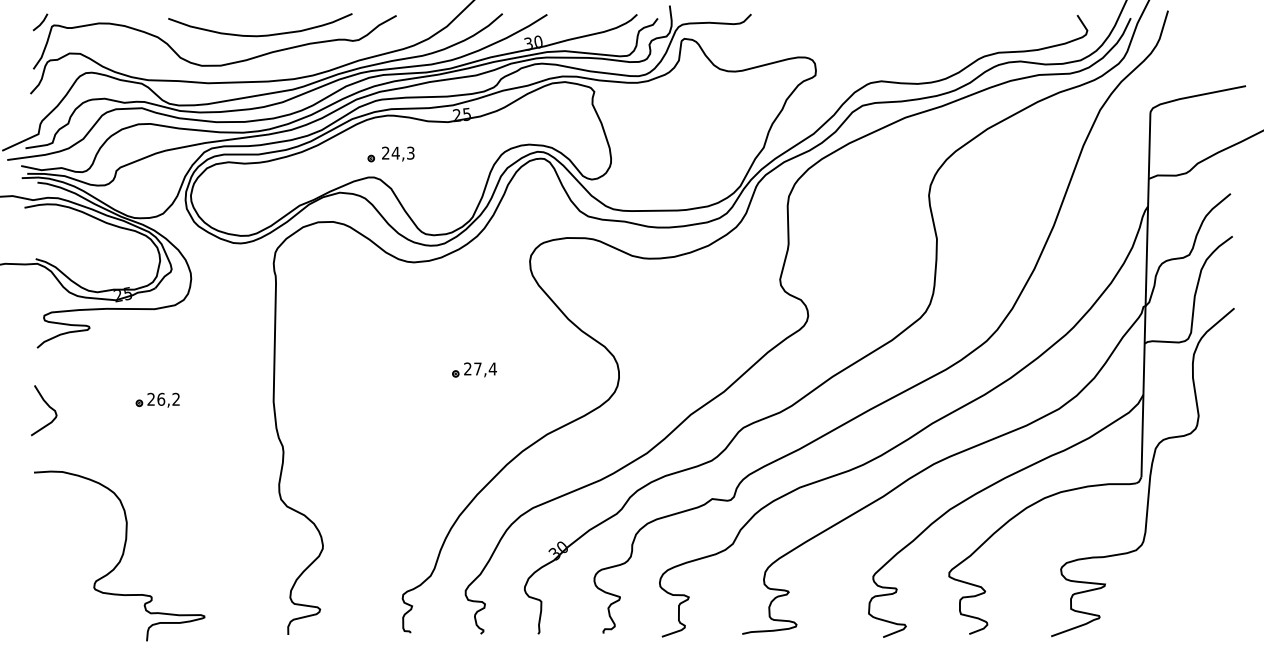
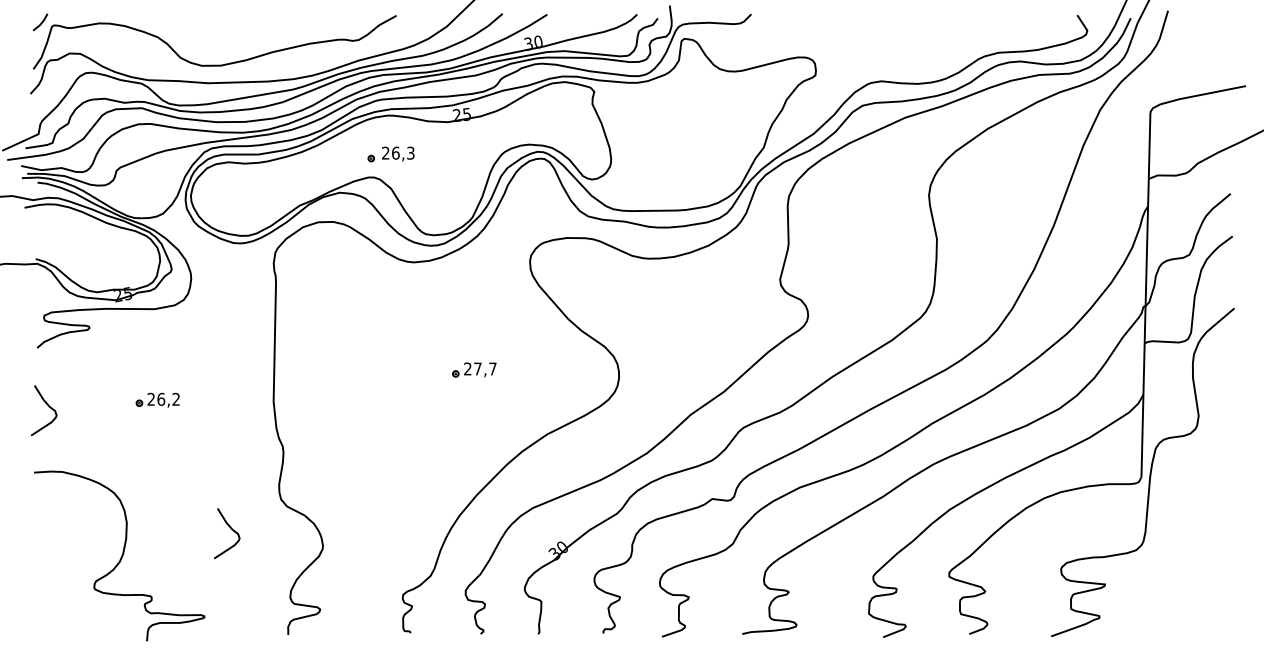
curve: present -> none (264, 34)
text: 24,3 -> 26,3 (395, 152)
text: 27,4 -> 27,7 (492, 368)
curve: none -> present (231, 529)
